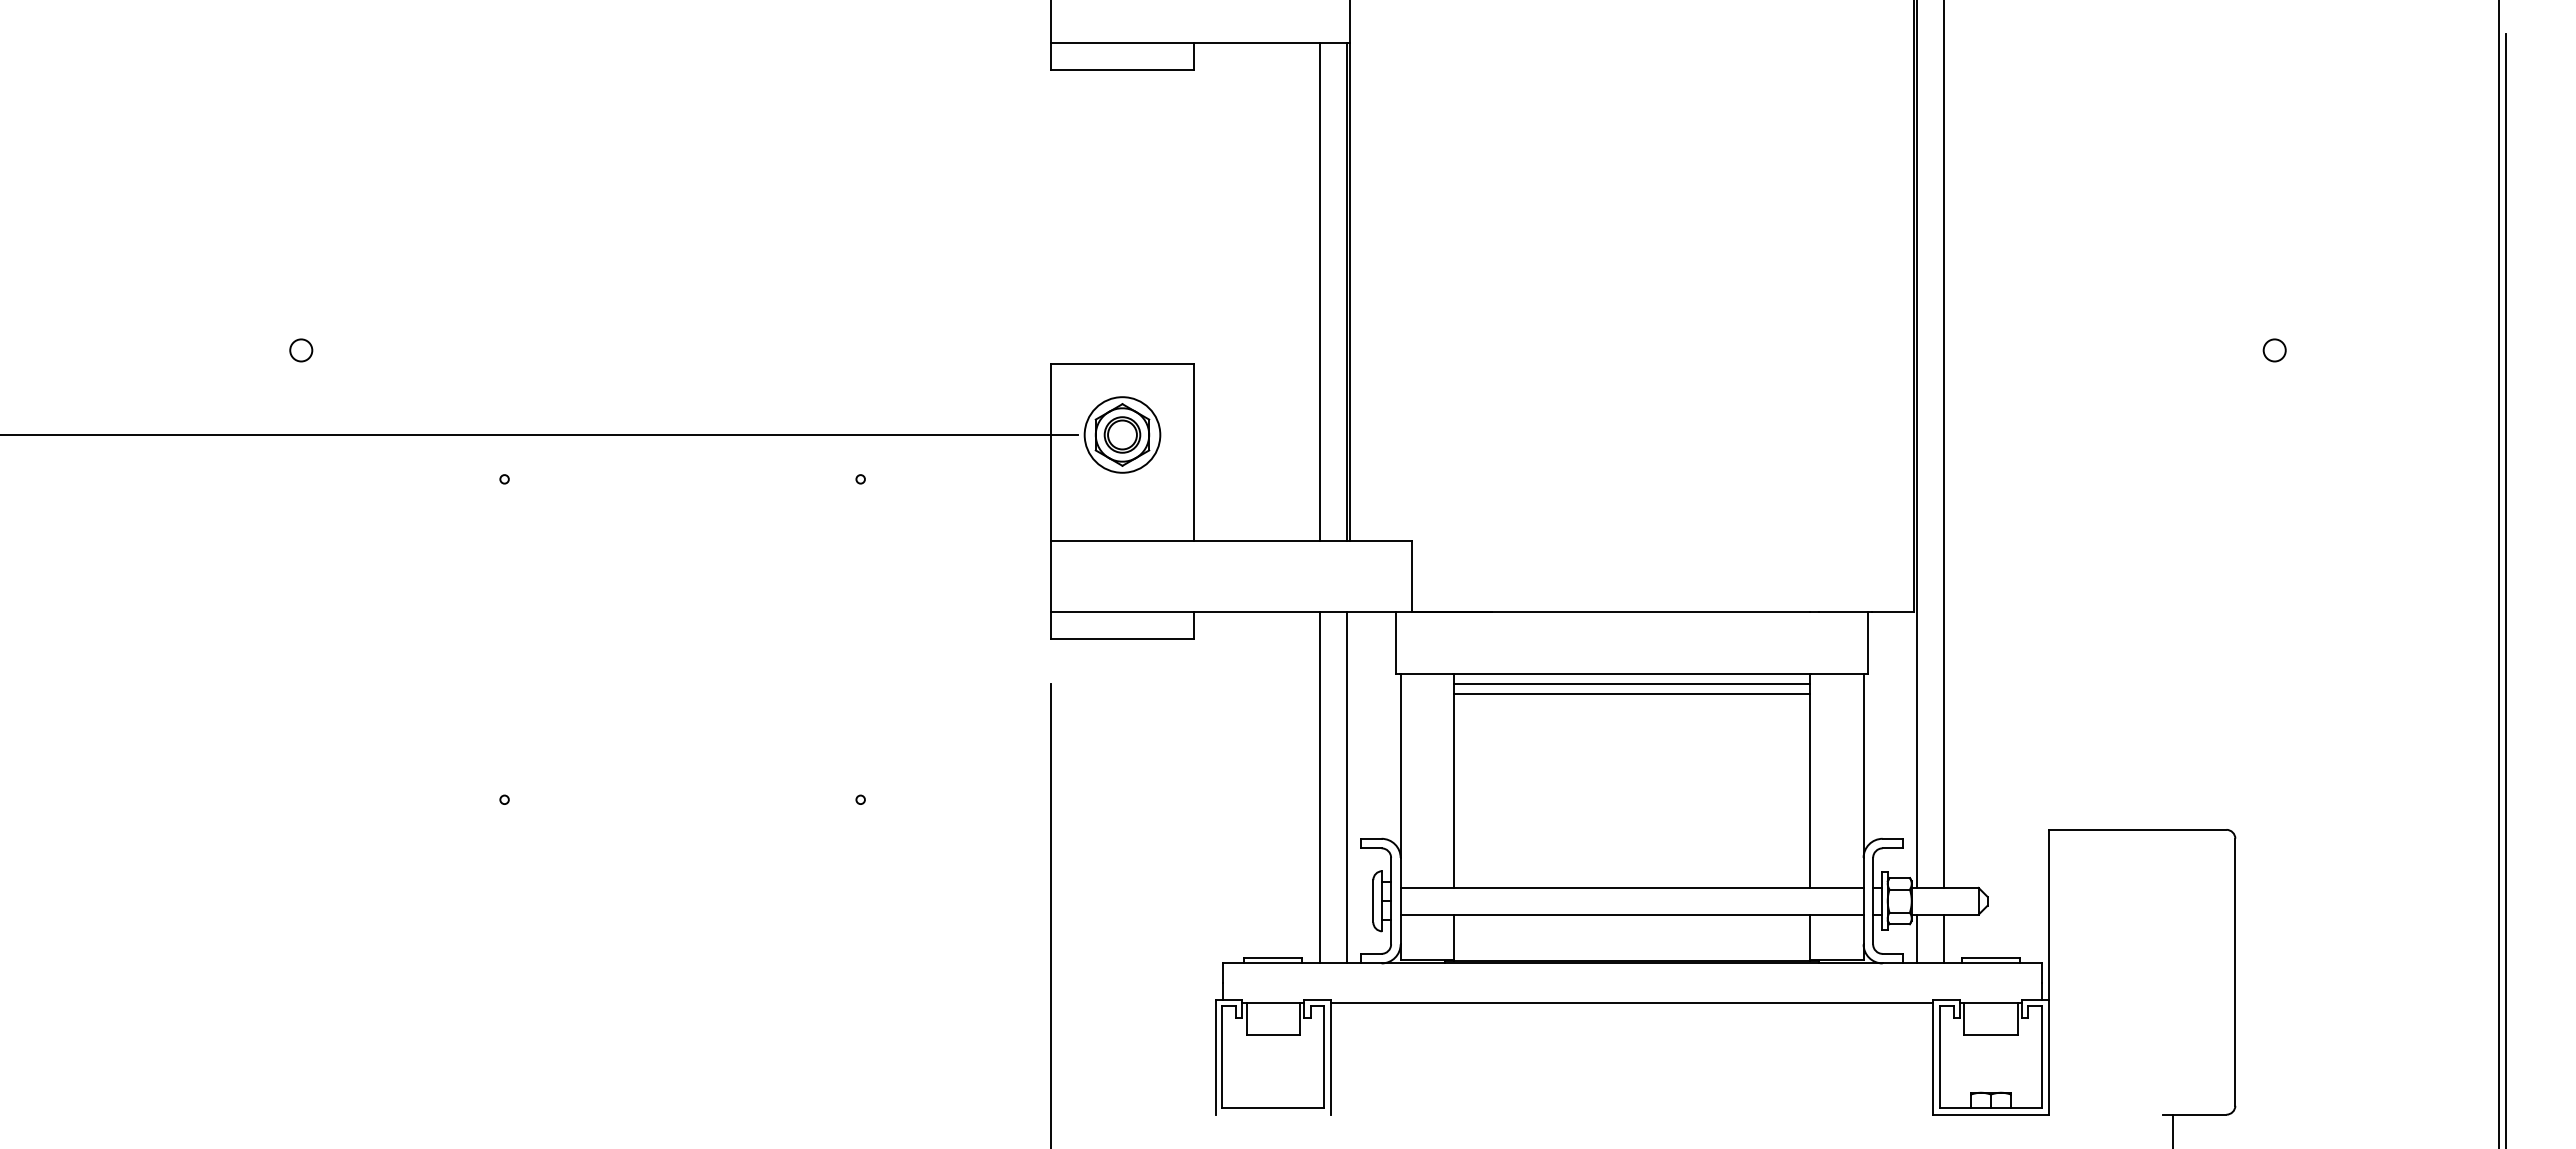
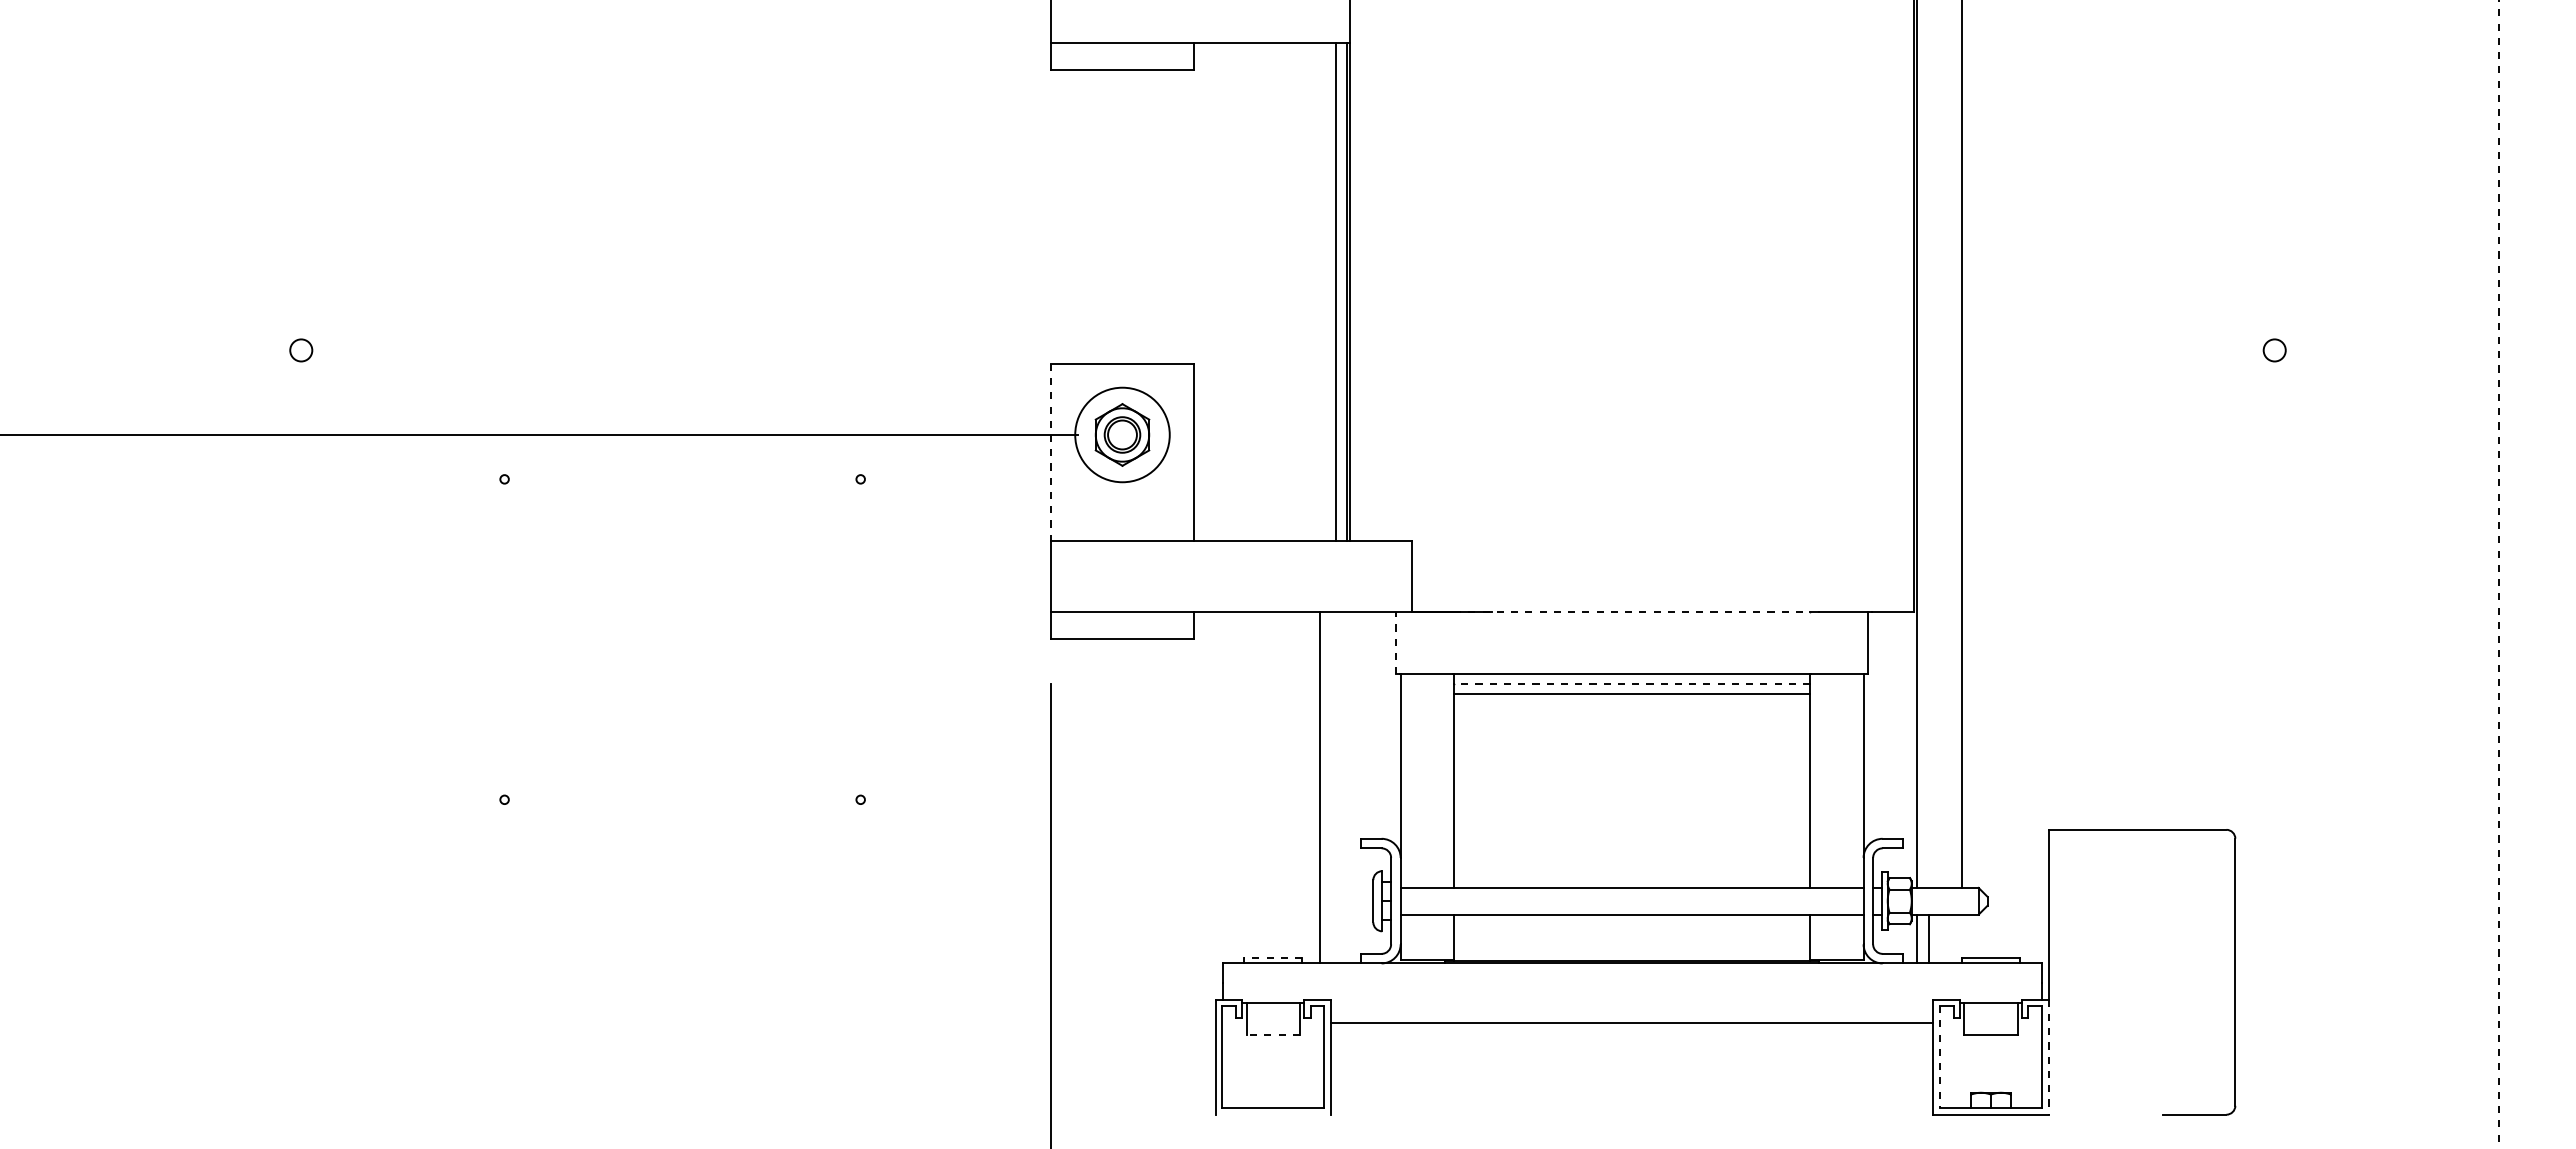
line position: (1320, 291) -> (1336, 291) (1336, 291)
circle diameter: 76 px -> 95 px (1122, 434)
line position: (1943, 444) -> (1961, 444) (1961, 444)
line: solid -> dashed (1051, 452)
line: solid -> dashed (2498, 574)
line: present -> none (2506, 589)
line: solid -> dashed (1632, 611)
line: solid -> dashed (1396, 643)
line: solid -> dashed (1631, 683)
line: present -> none (1347, 787)
line position: (1943, 938) -> (1928, 938) (1928, 938)
line: solid -> dashed (1273, 957)
line position: (1631, 1003) -> (1631, 1023) (1631, 1023)
line: solid -> dashed (1273, 1035)
line: solid -> dashed (1939, 1057)
line: solid -> dashed (2048, 1057)
line: present -> none (2173, 1129)
